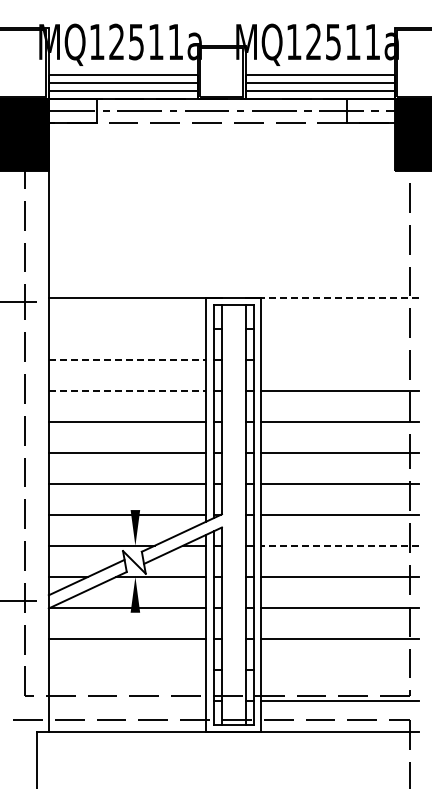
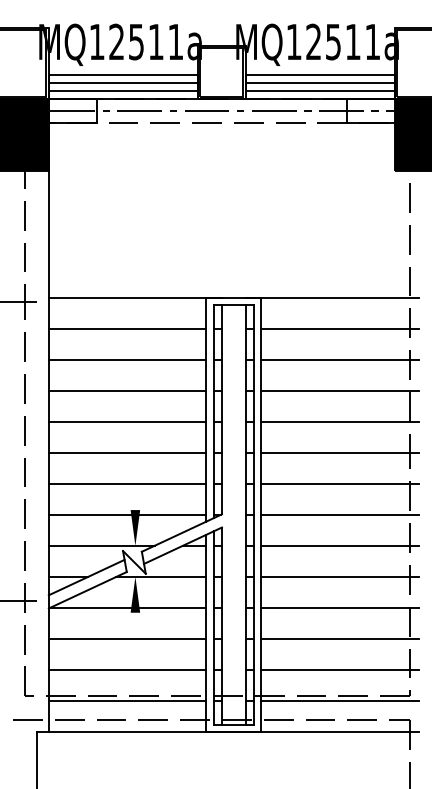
line: dashed -> solid (340, 297)
line: none -> present (127, 328)
line: none -> present (339, 328)
line: dashed -> solid (127, 359)
line: none -> present (339, 359)
line: dashed -> solid (127, 390)
line: dashed -> solid (340, 545)
line: none -> present (127, 670)
line: none -> present (339, 670)
line: none -> present (127, 701)
